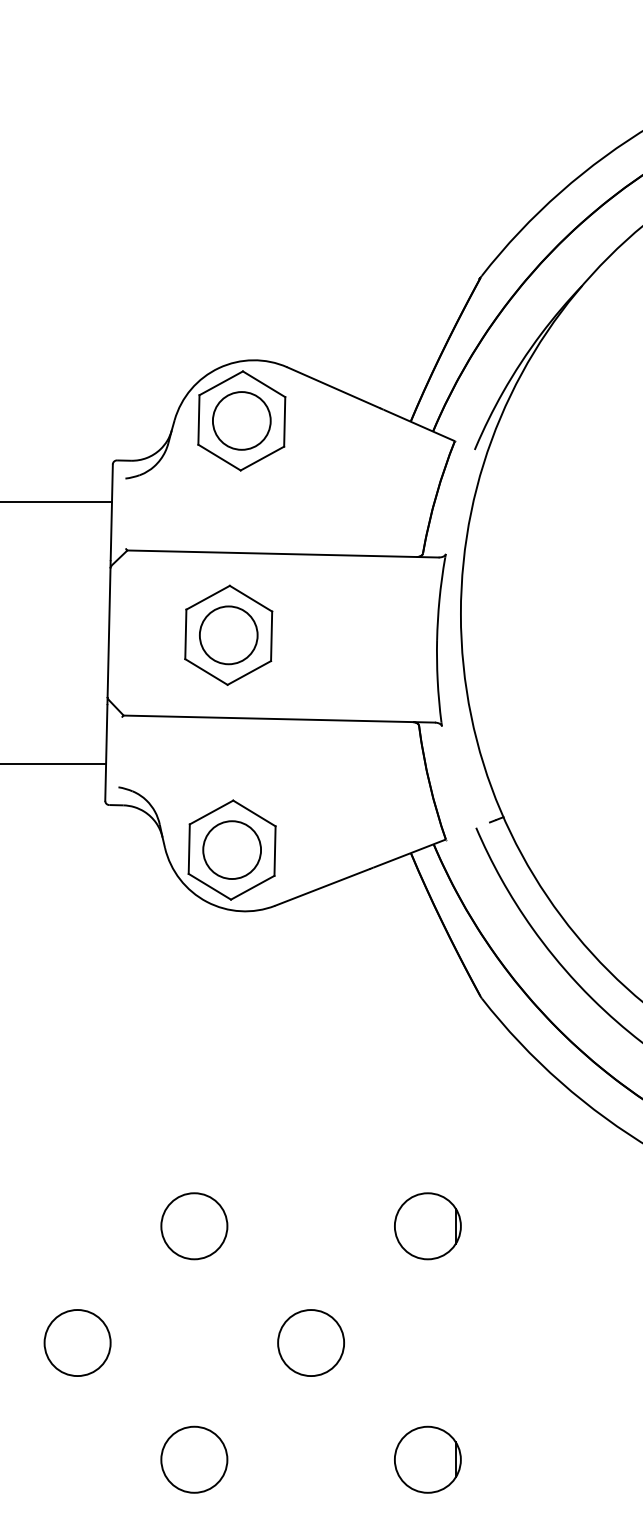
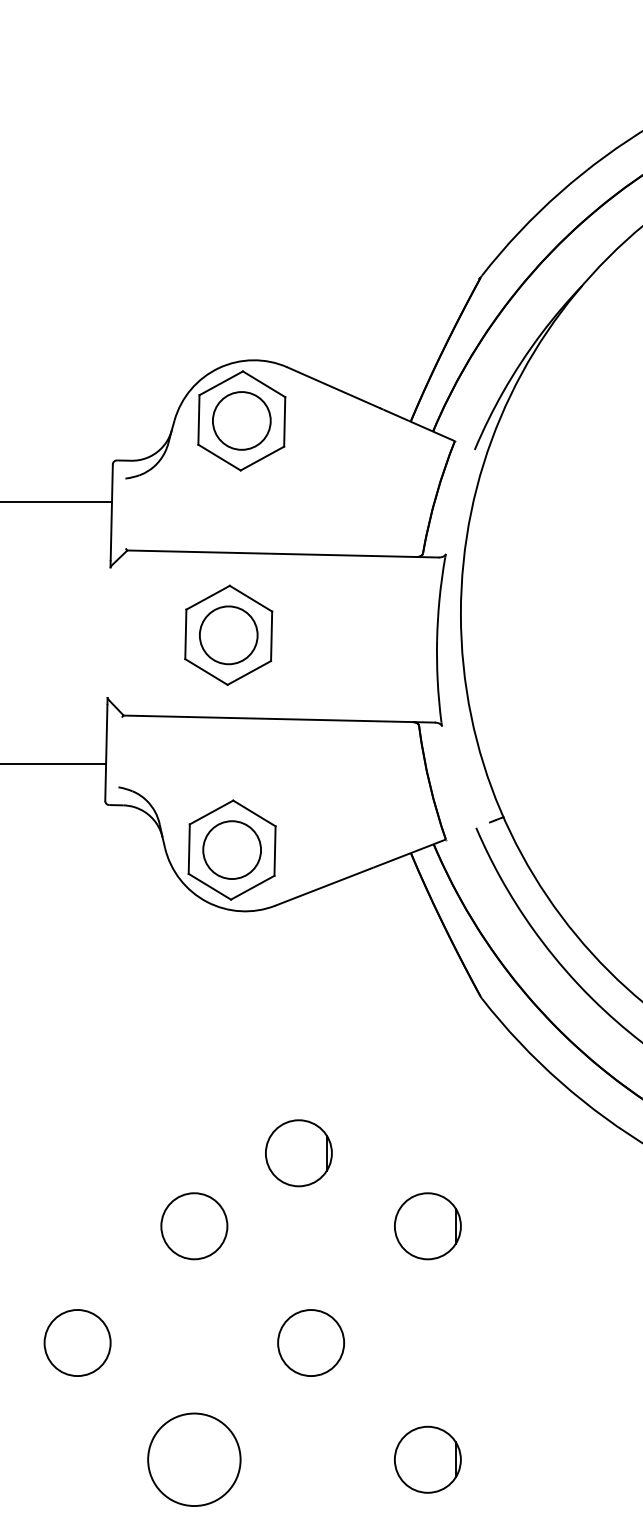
line: present -> none (108, 632)
part: none -> present (298, 1153)
circle diameter: 66 px -> 92 px (194, 1459)
